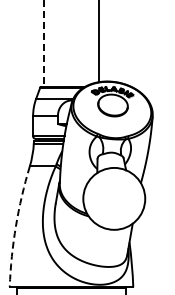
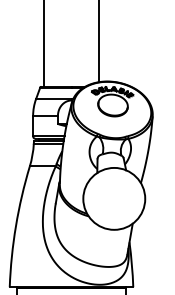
line: dashed -> solid (44, 43)
arc: dashed -> solid (15, 226)
